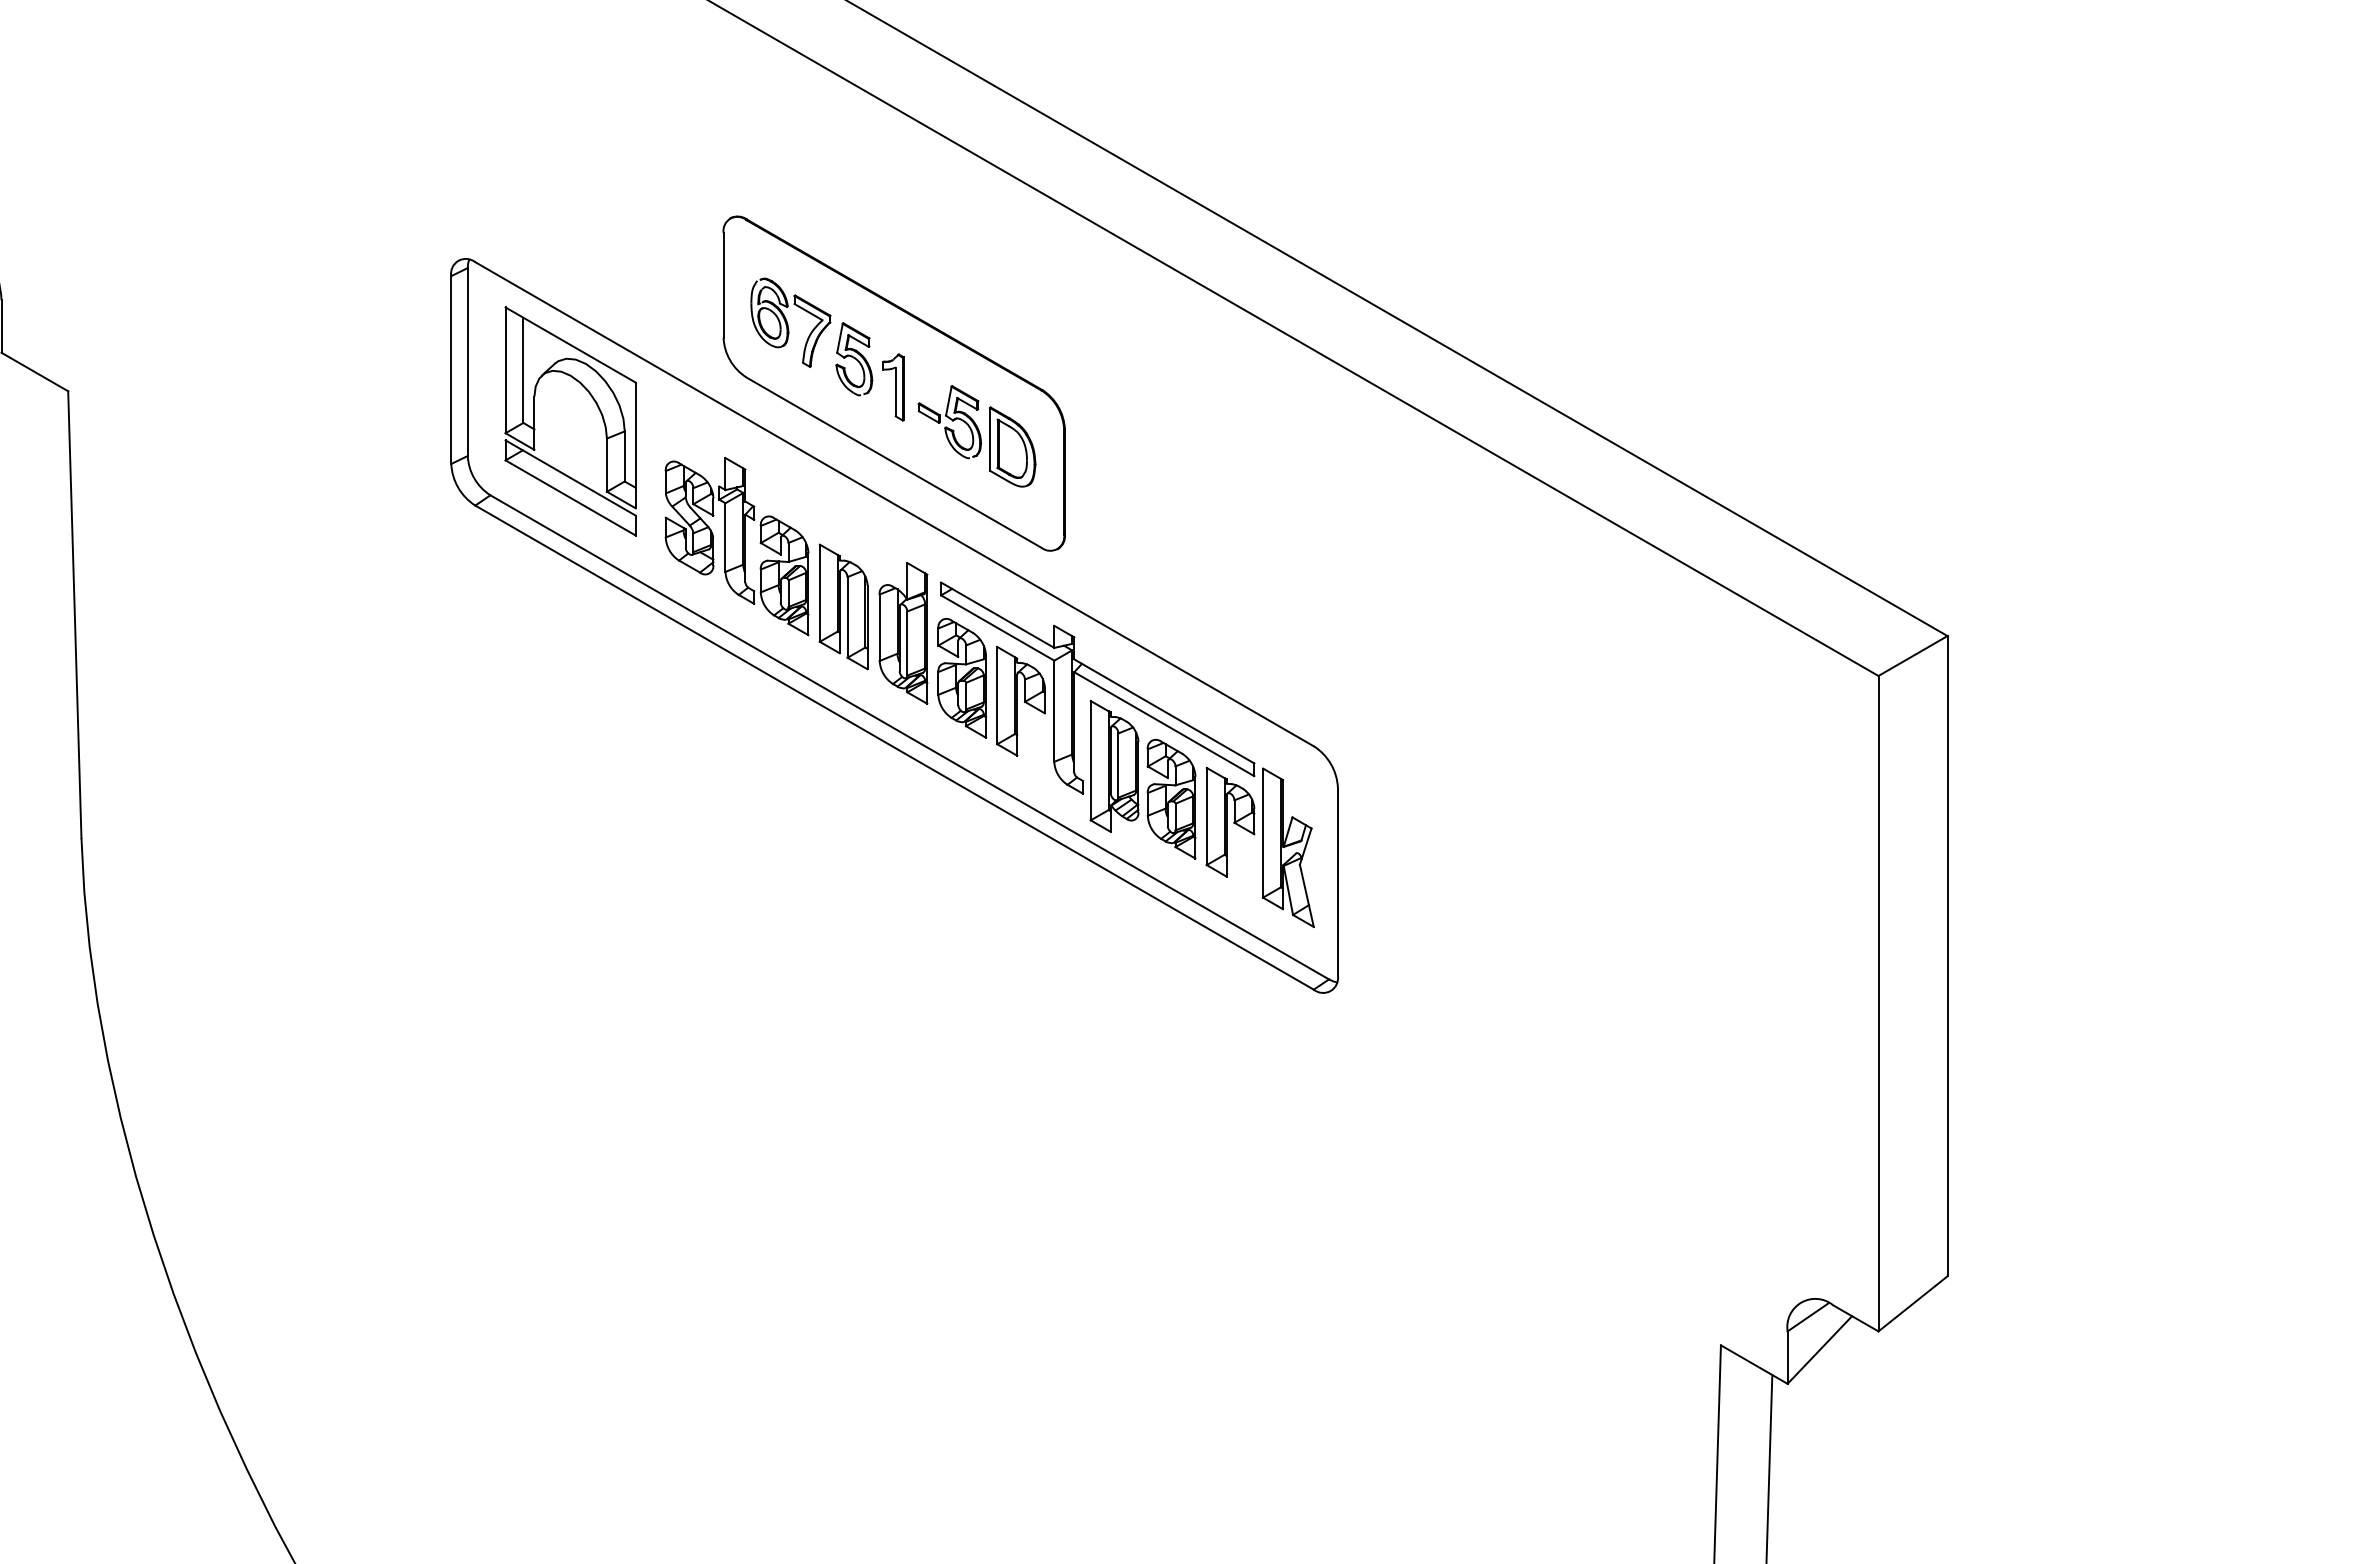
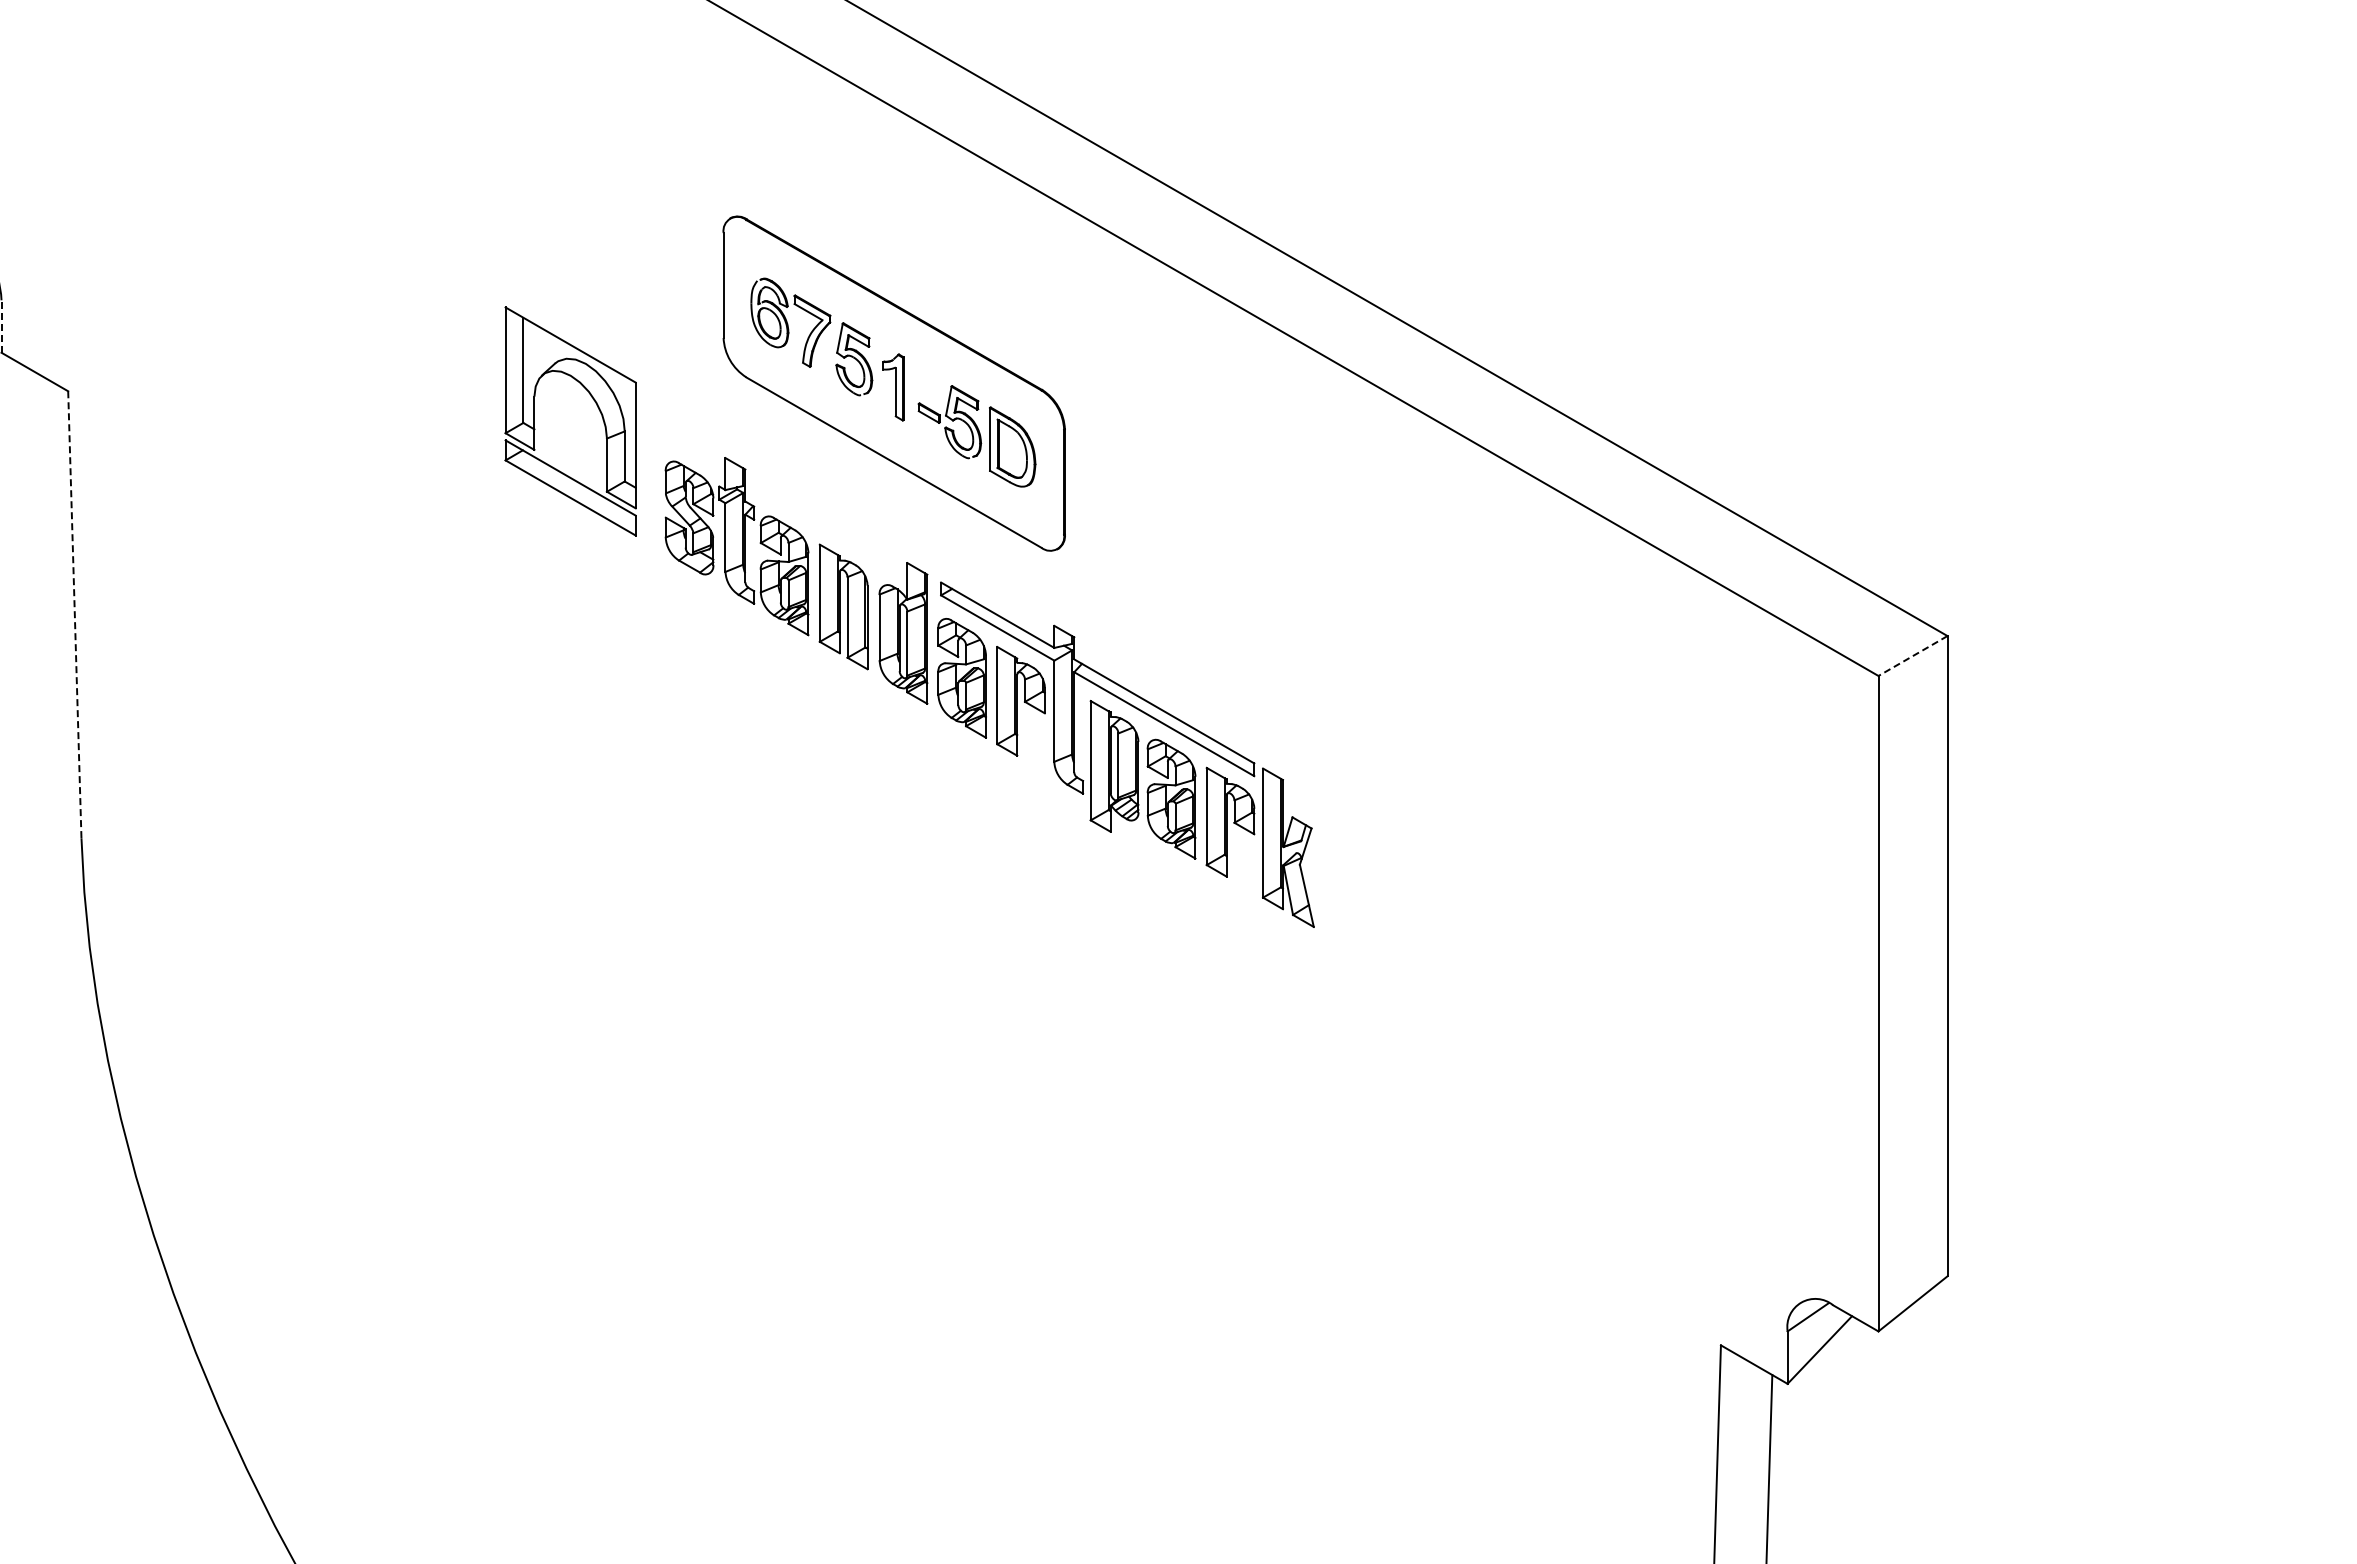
line: solid -> dashed (1, 326)
line: solid -> dashed (74, 614)
part: present -> none (894, 625)
line: solid -> dashed (1913, 656)
